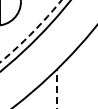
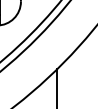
arc: dashed -> solid (32, 32)
line: dashed -> solid (57, 89)
